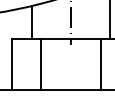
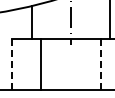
line: solid -> dashed (11, 64)
line: solid -> dashed (100, 64)
